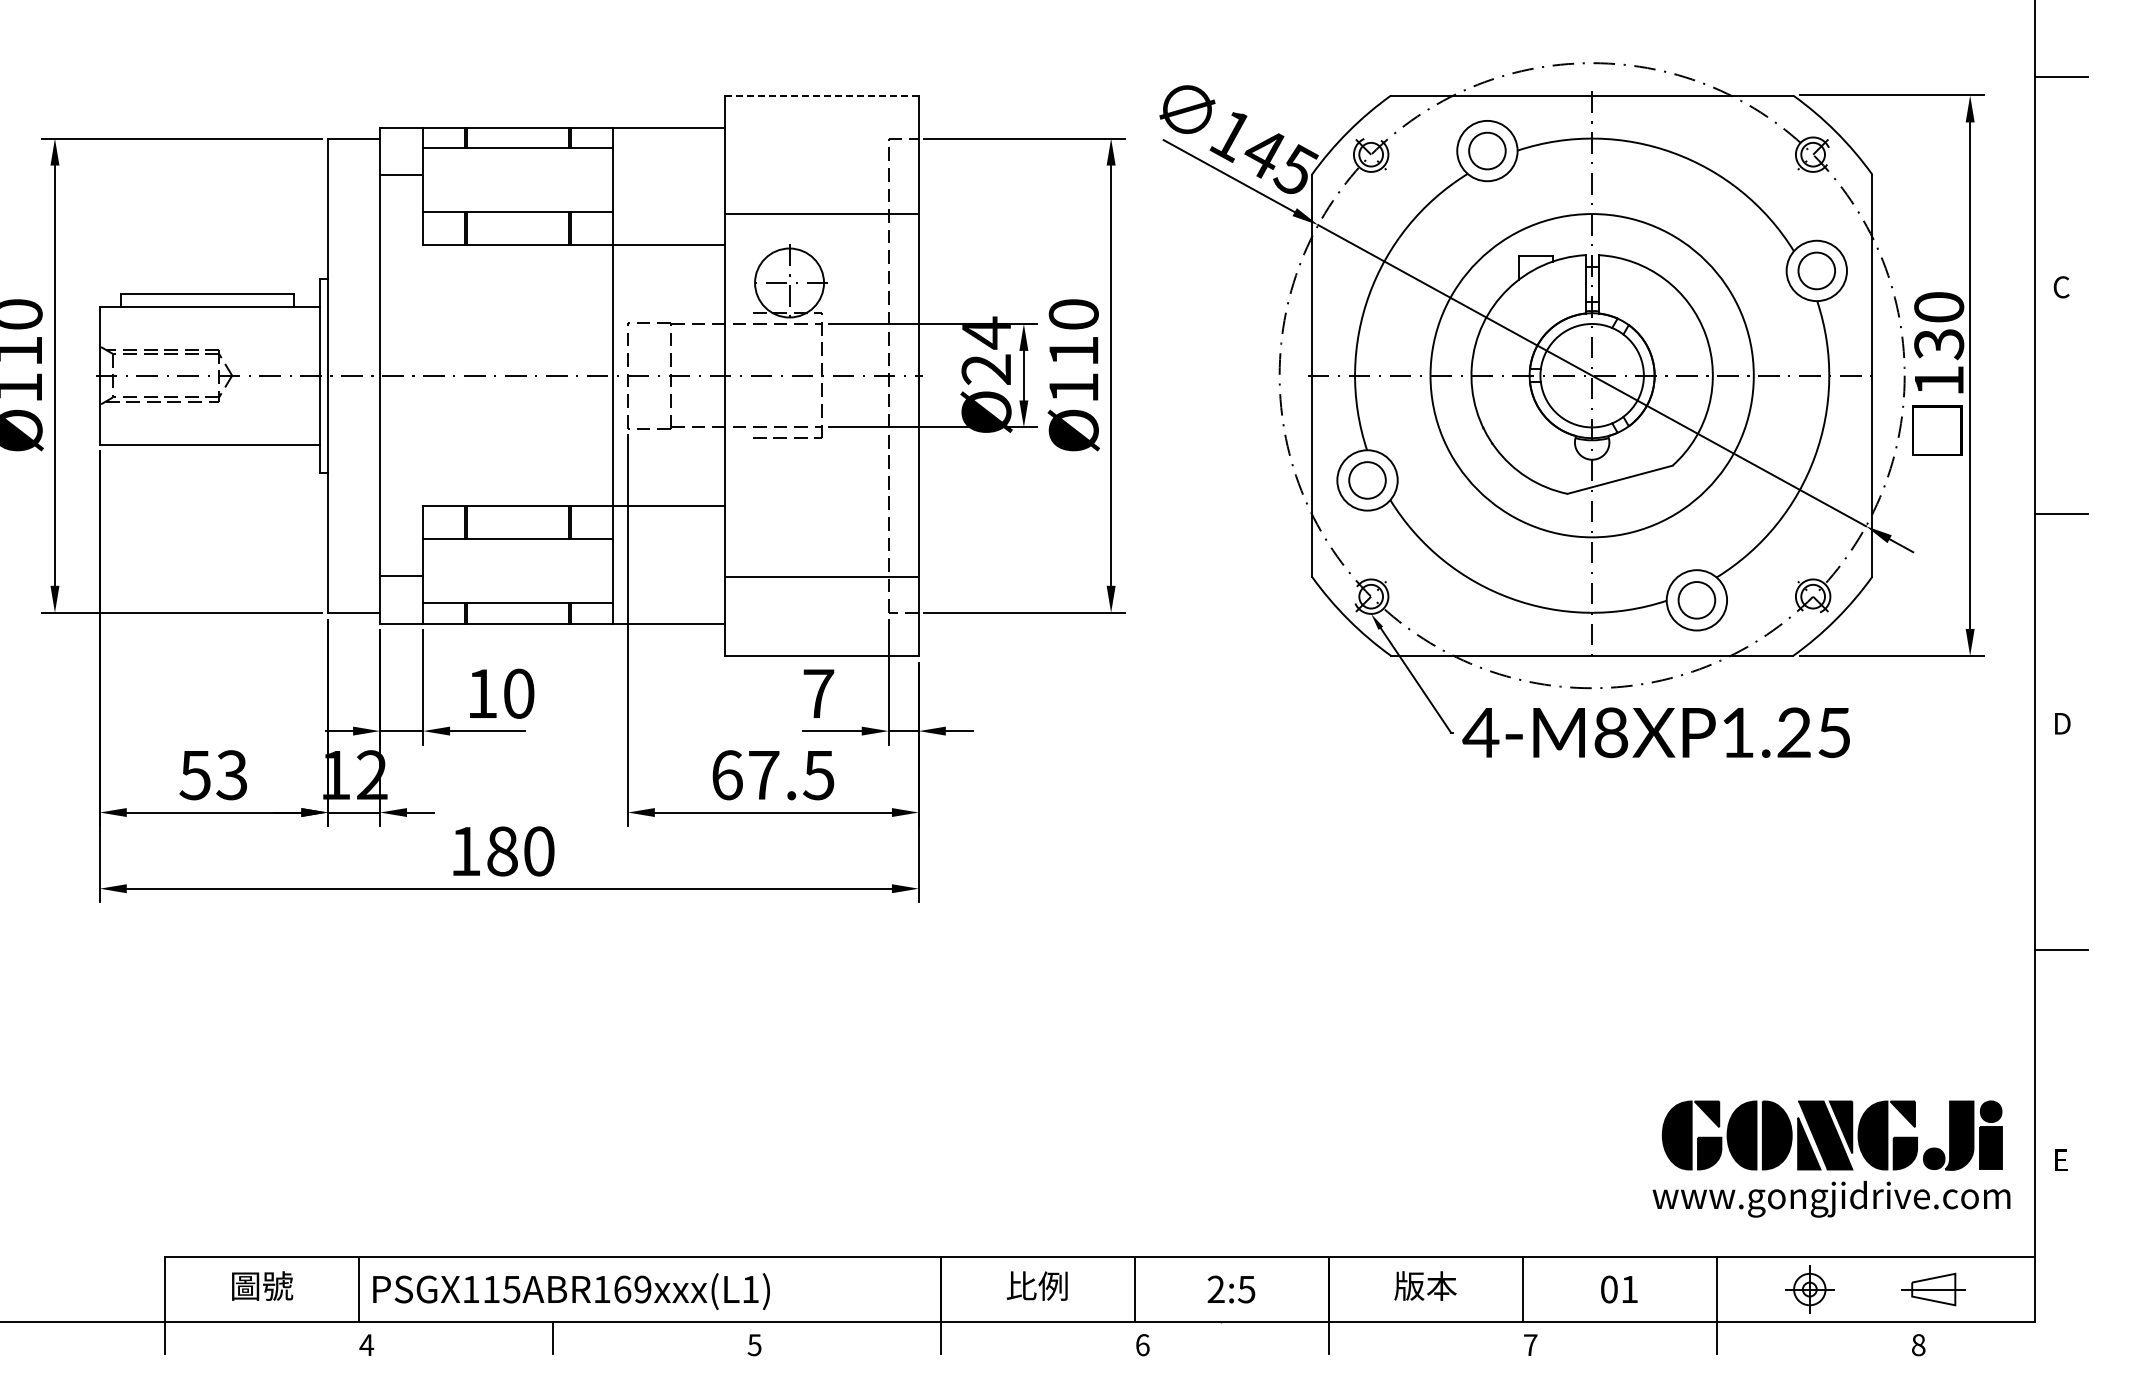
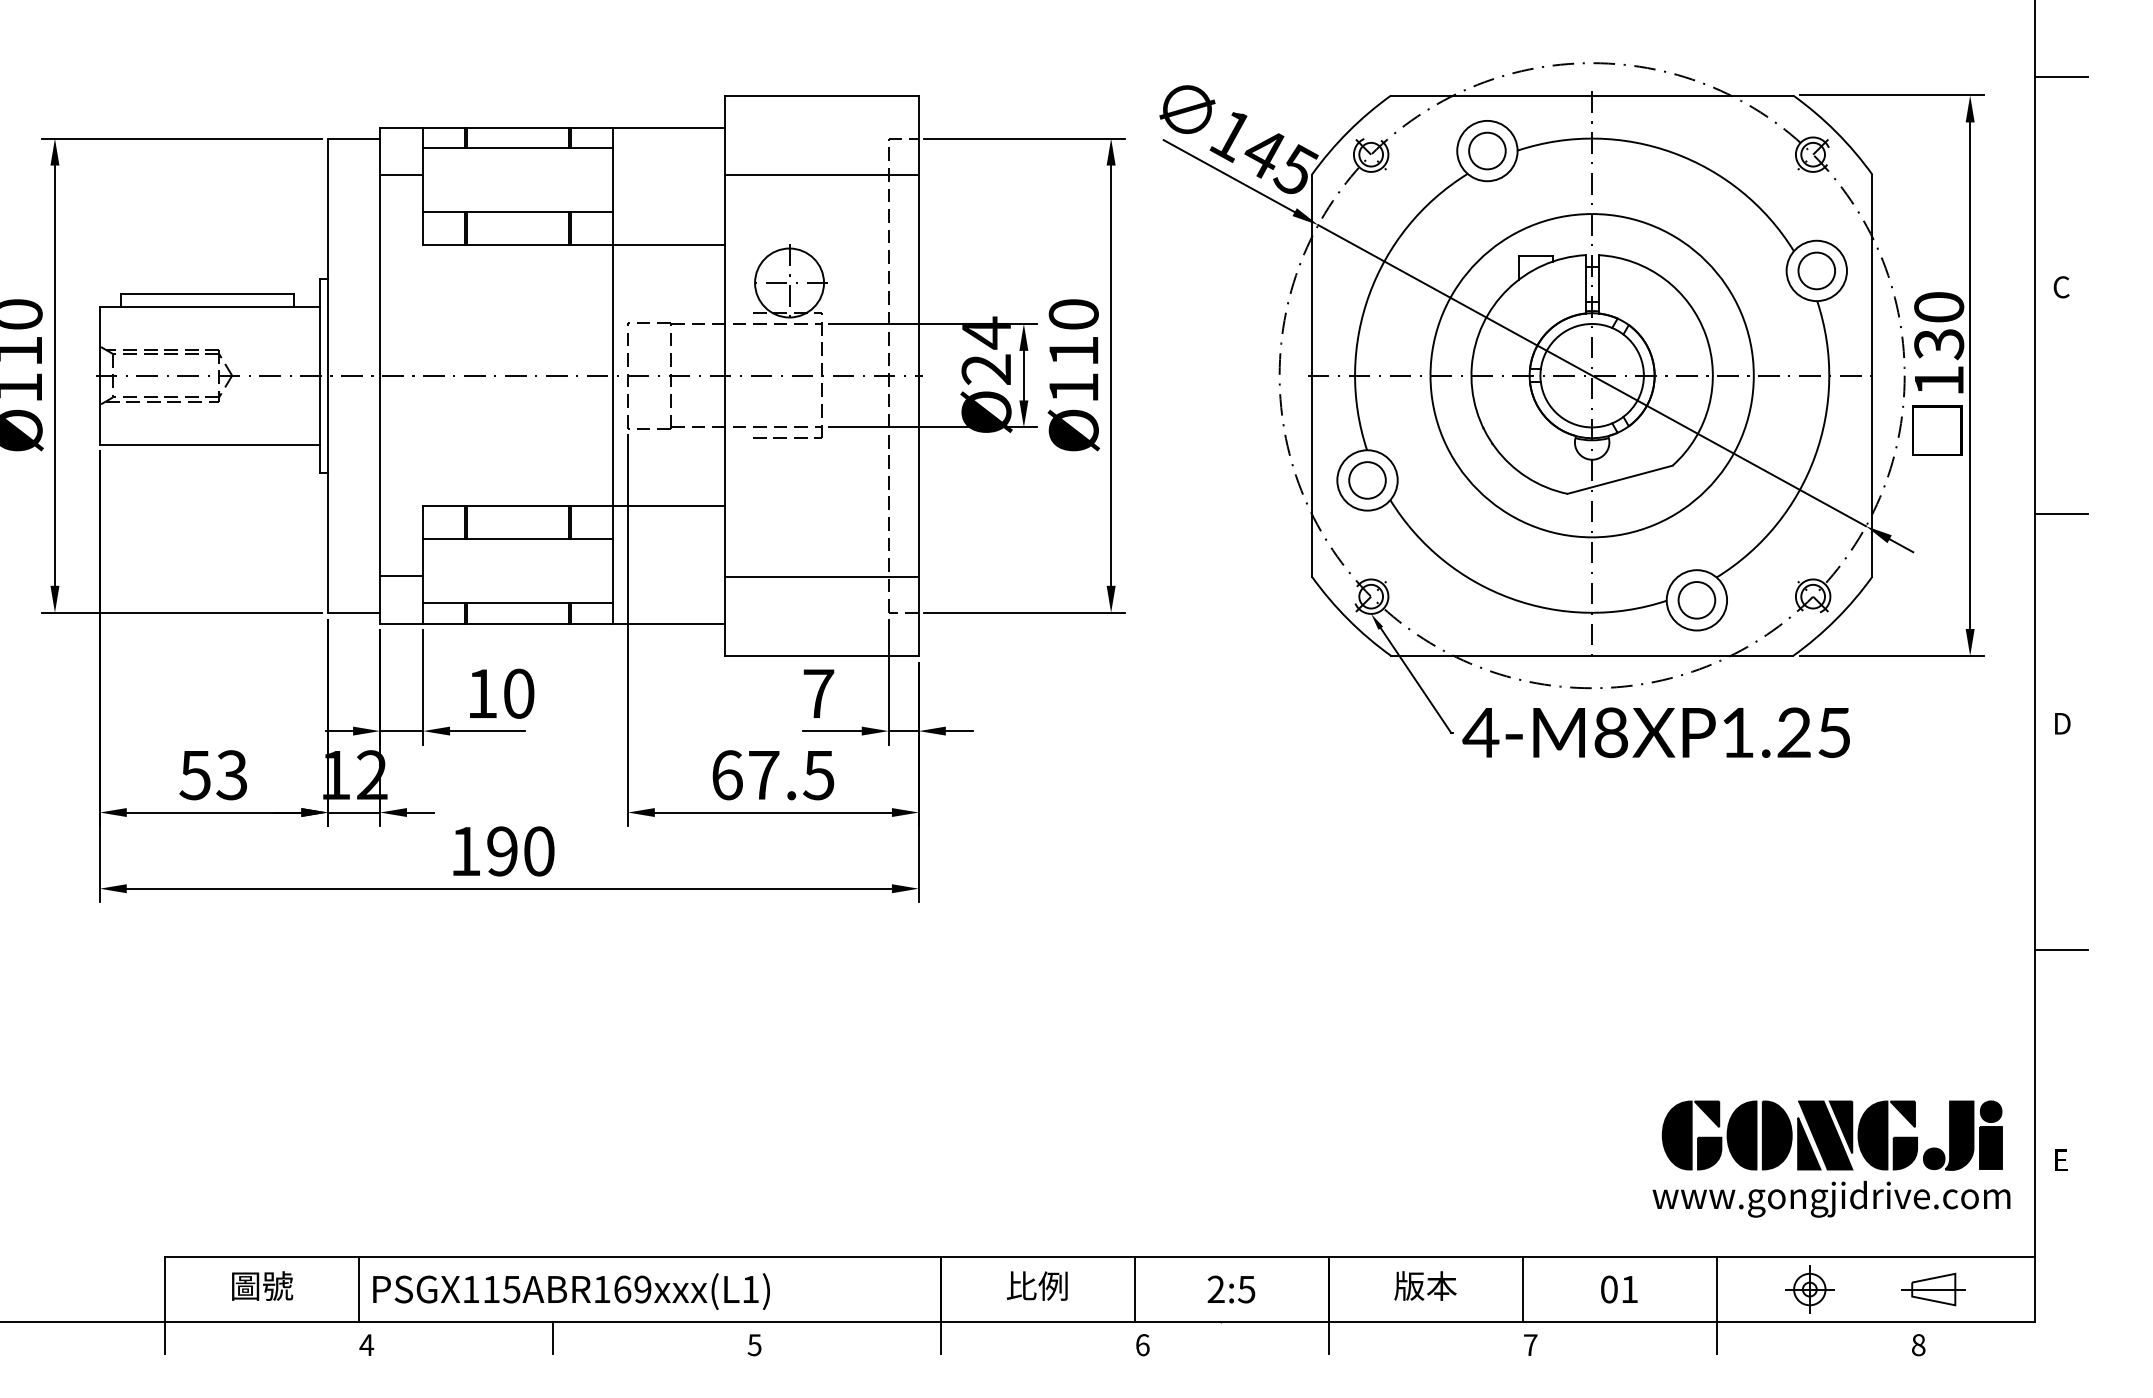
line: dashed -> solid (821, 95)
line position: (821, 213) -> (821, 174) (821, 174)
text: 180 -> 190 (502, 851)
